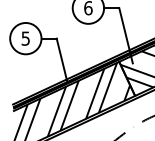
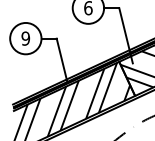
text: 5 -> 9 (25, 38)
